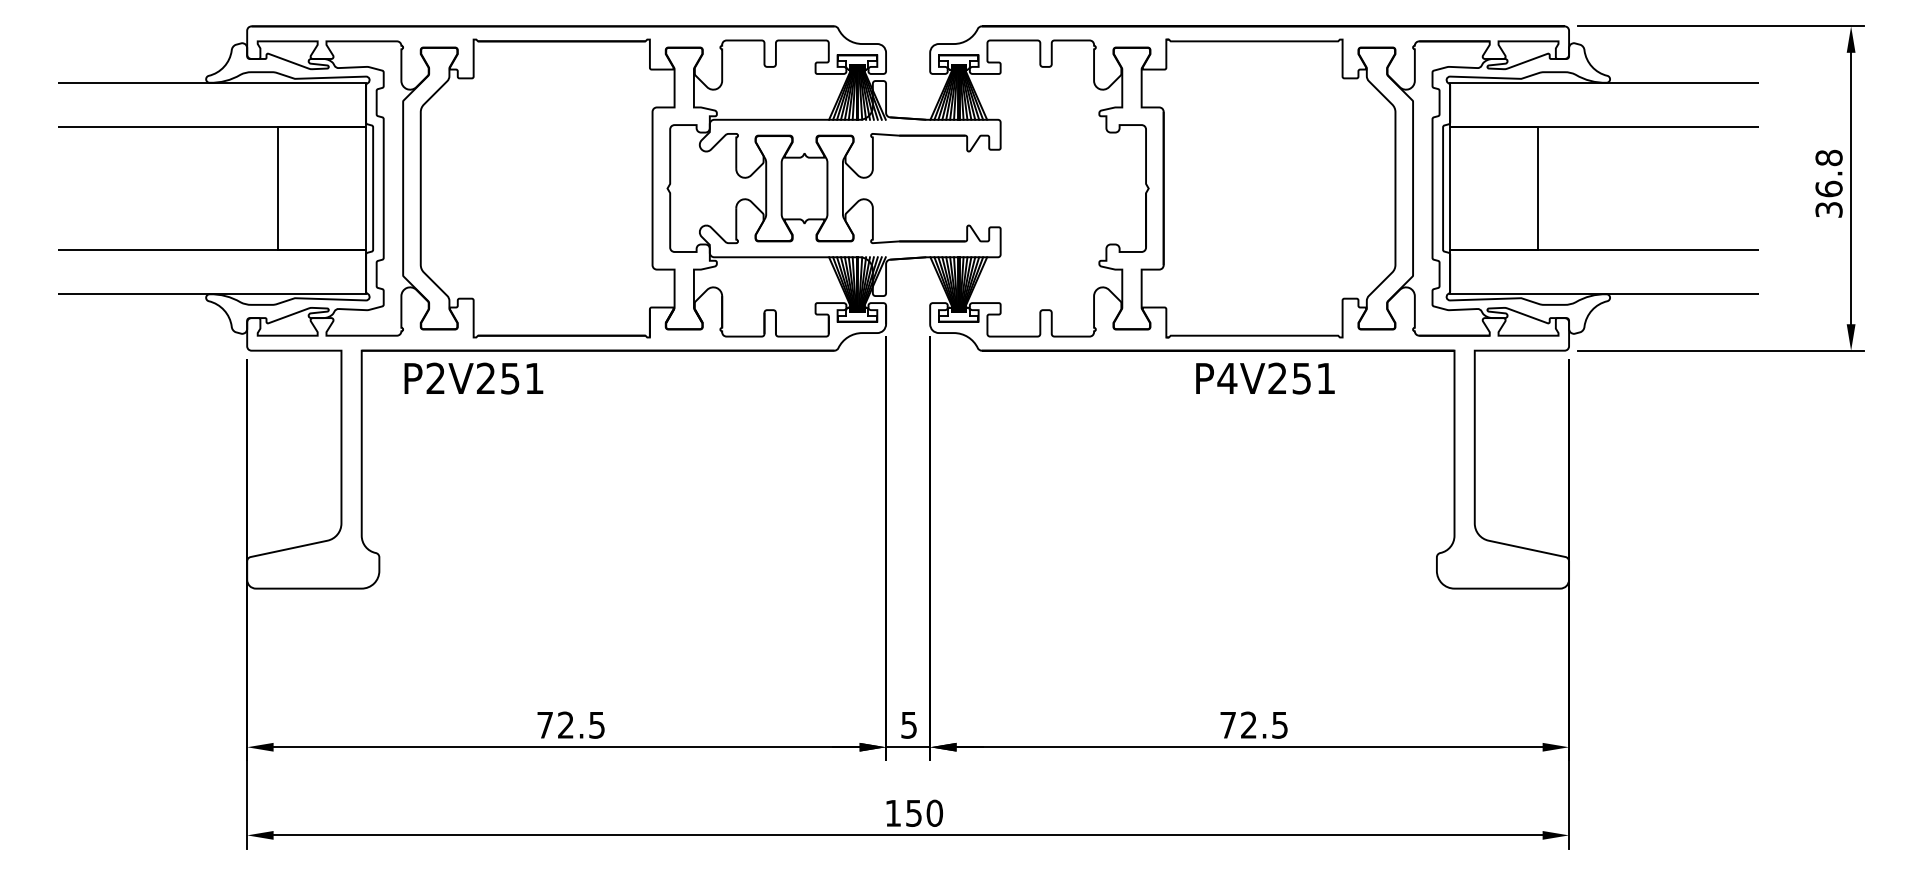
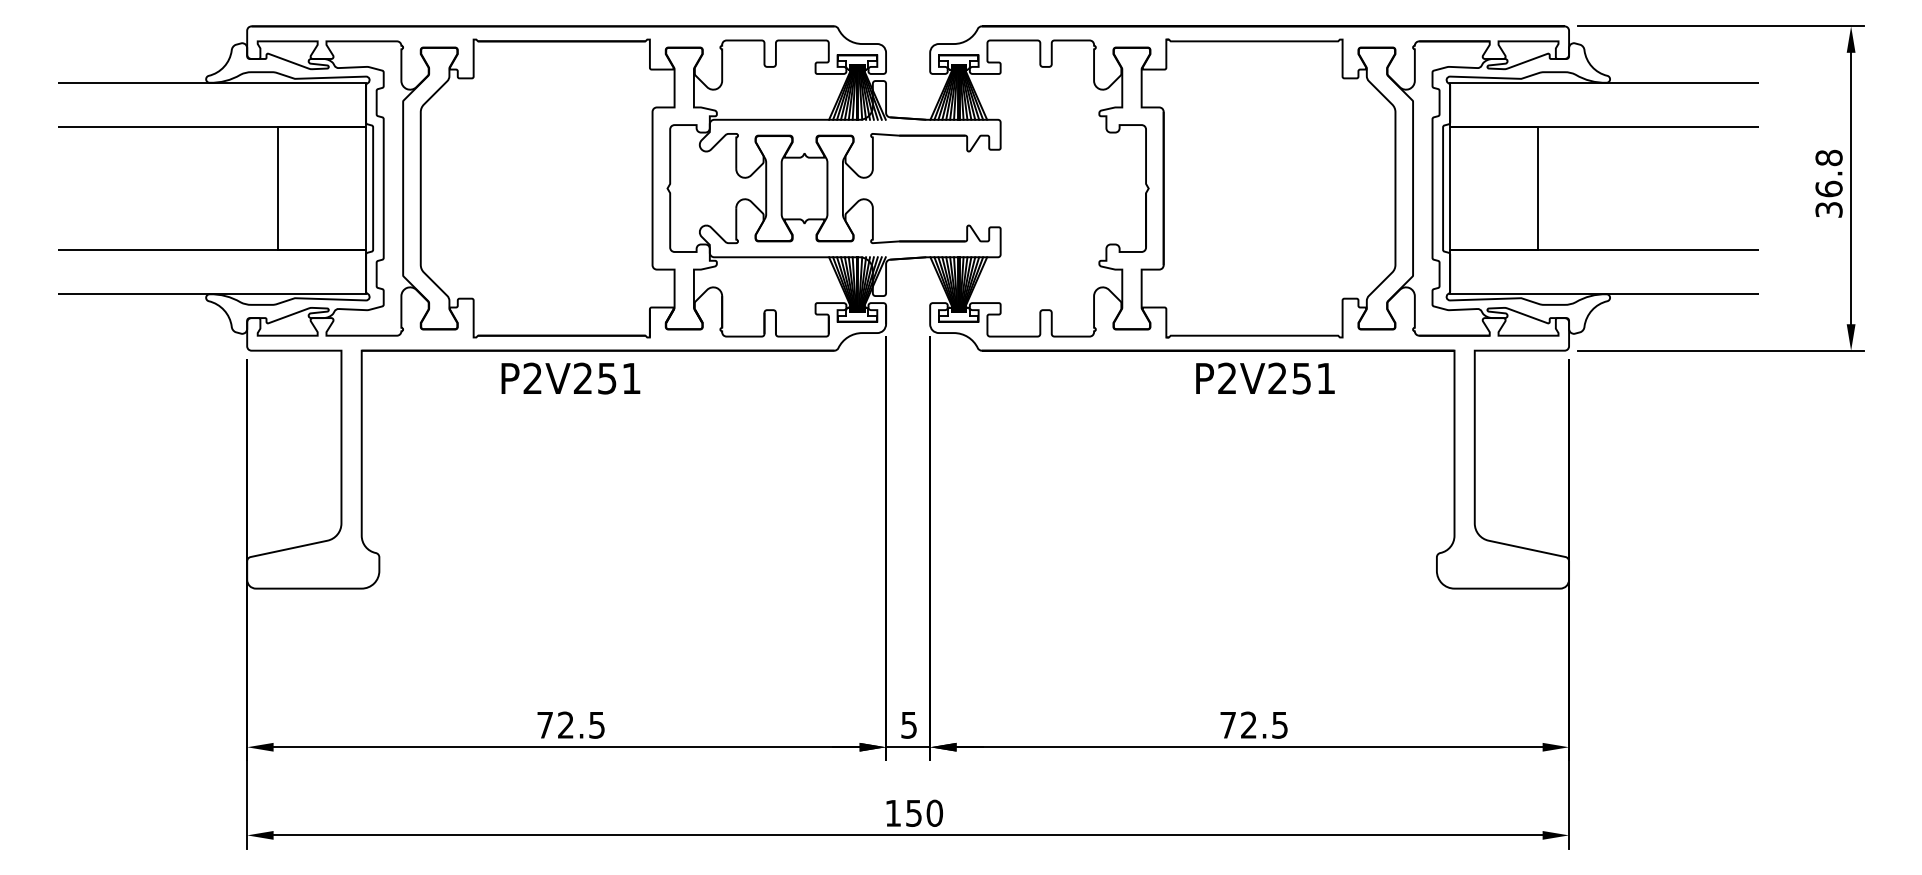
text: P4V251 -> P2V251 (1227, 377)
text position: (473, 378) -> (570, 378) (570, 378)
